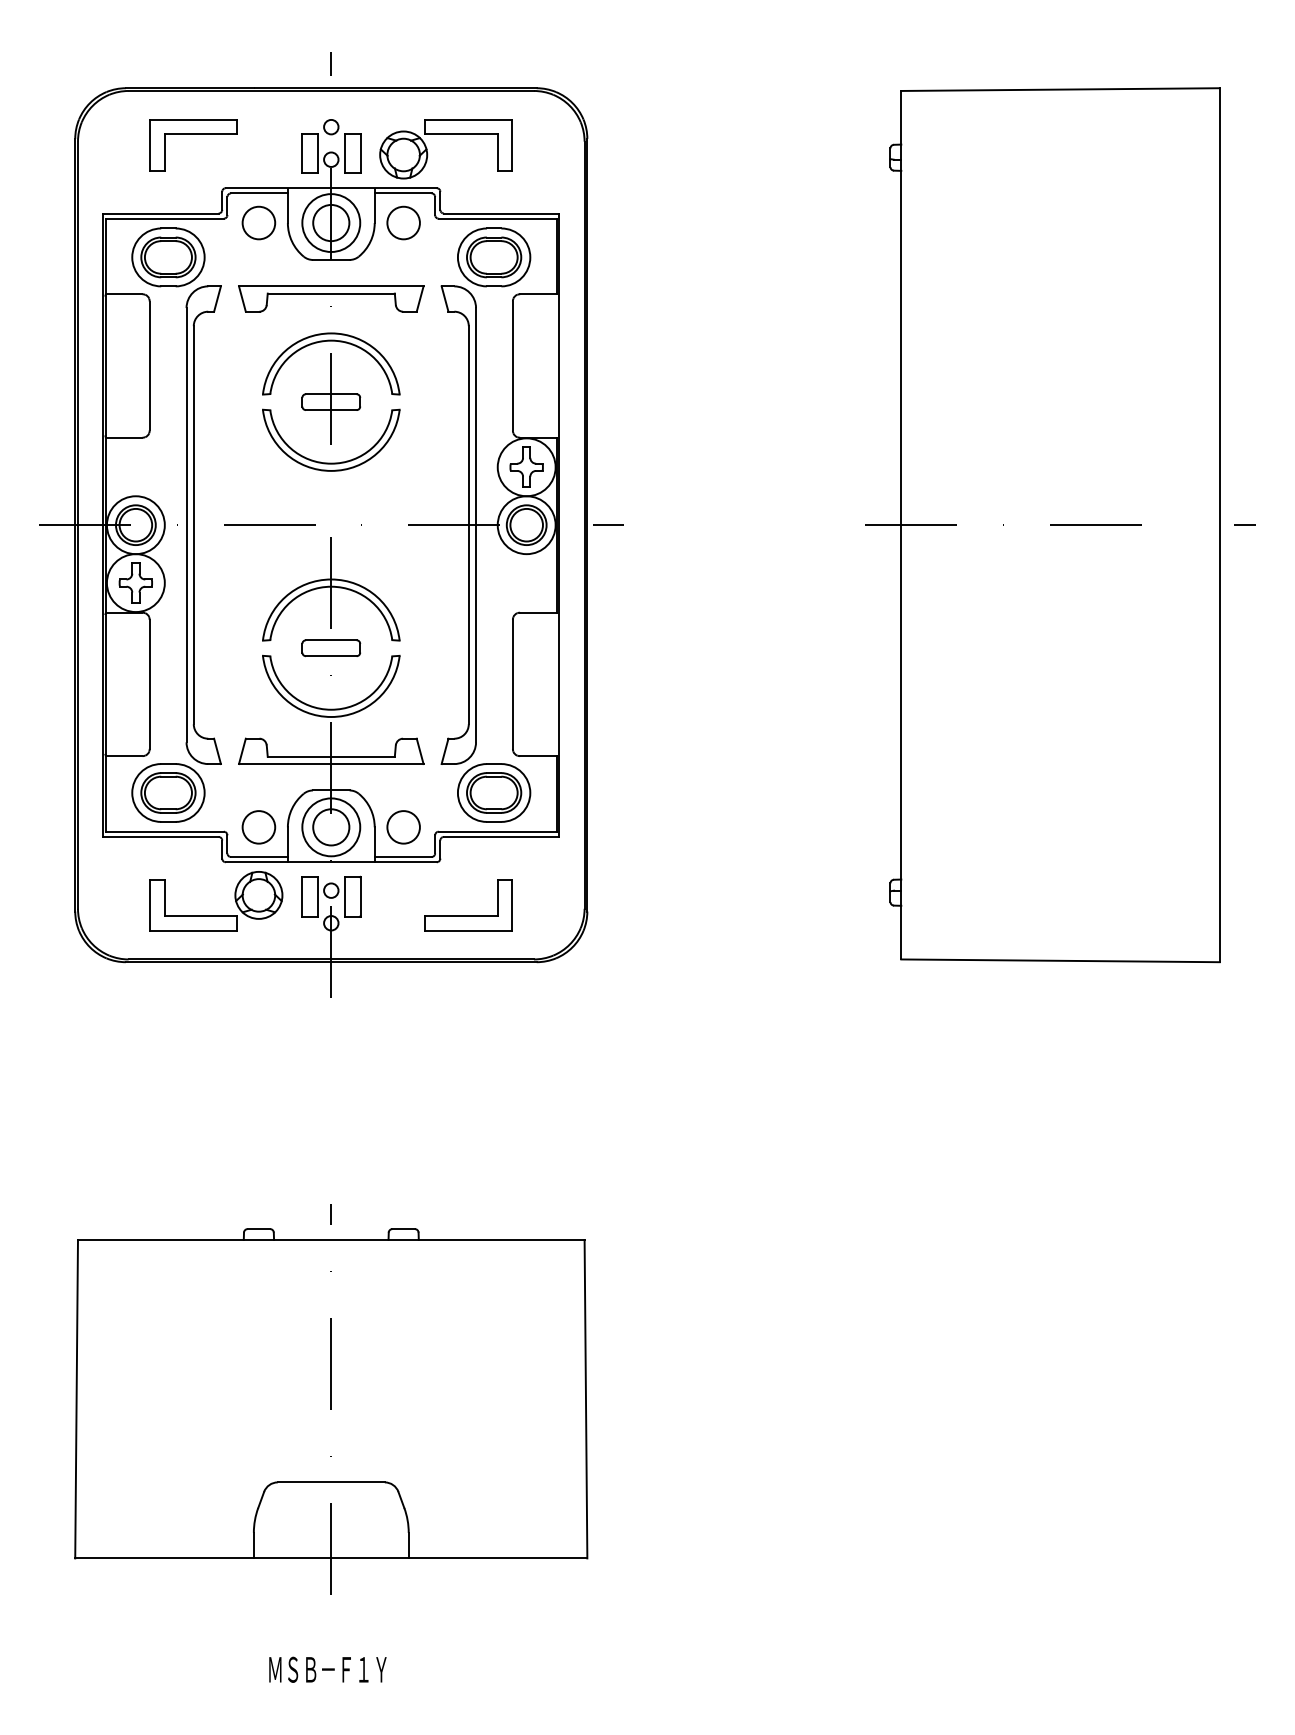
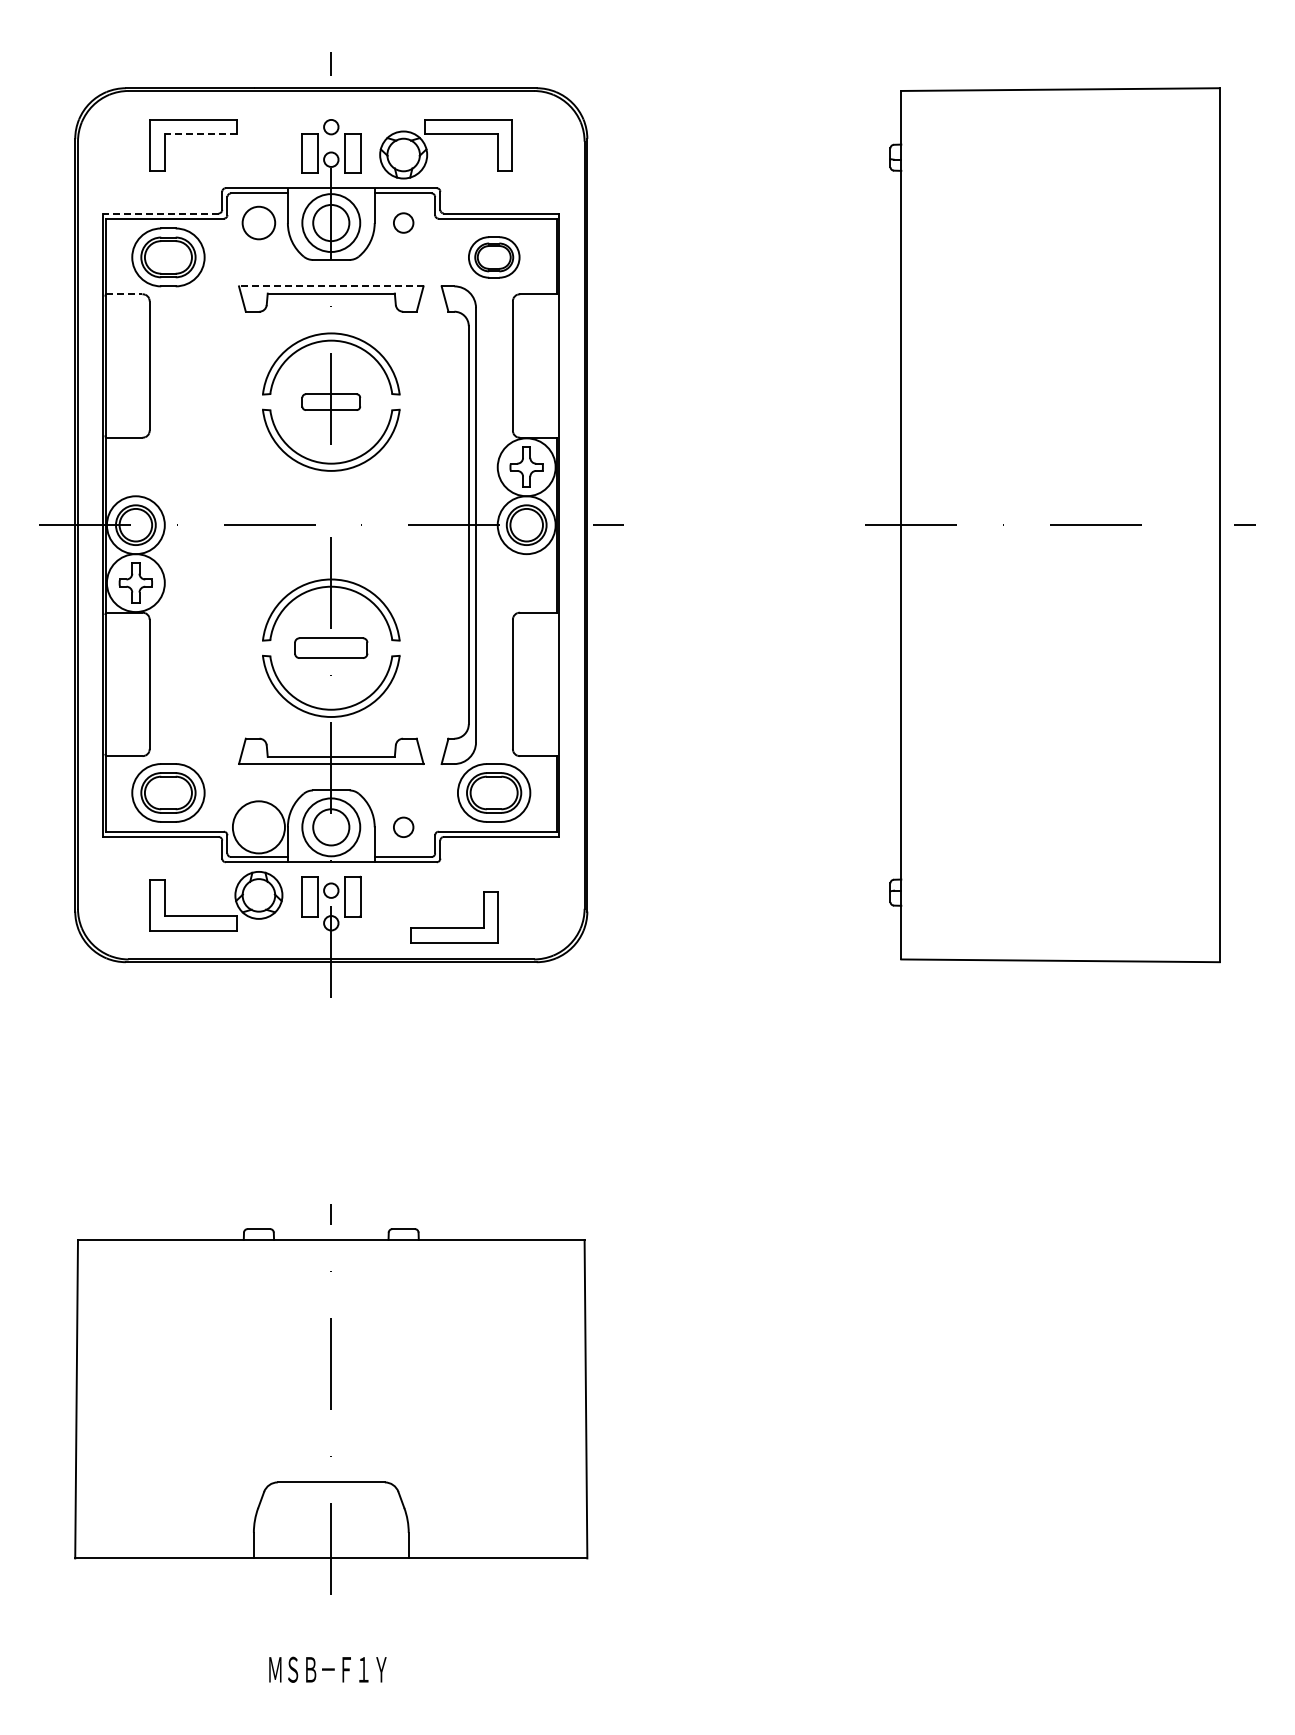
line: solid -> dashed (200, 134)
line: solid -> dashed (160, 213)
circle diameter: 33 px -> 20 px (403, 222)
part size: 75x61 px -> 53x43 px (494, 257)
line: solid -> dashed (330, 286)
line: solid -> dashed (124, 294)
part: present -> none (194, 524)
part size: 61x19 px -> 75x22 px (331, 647)
circle diameter: 33 px -> 52 px (258, 827)
circle diameter: 33 px -> 20 px (403, 827)
part position: (468, 915) -> (454, 927) (454, 927)
